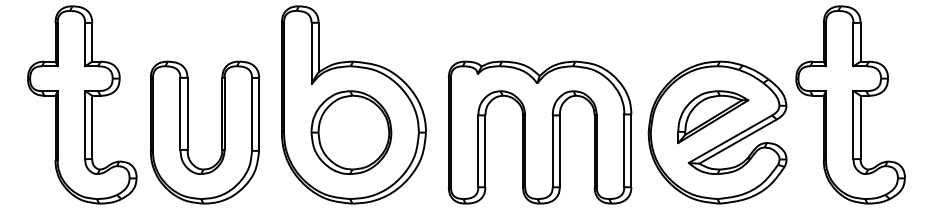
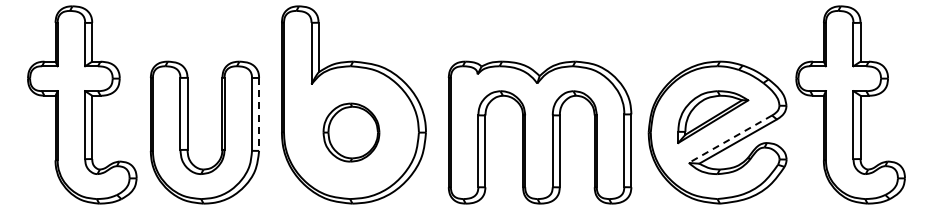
line: solid -> dashed (259, 114)
part size: 83x85 px -> 59x61 px (351, 132)
line: solid -> dashed (730, 139)
